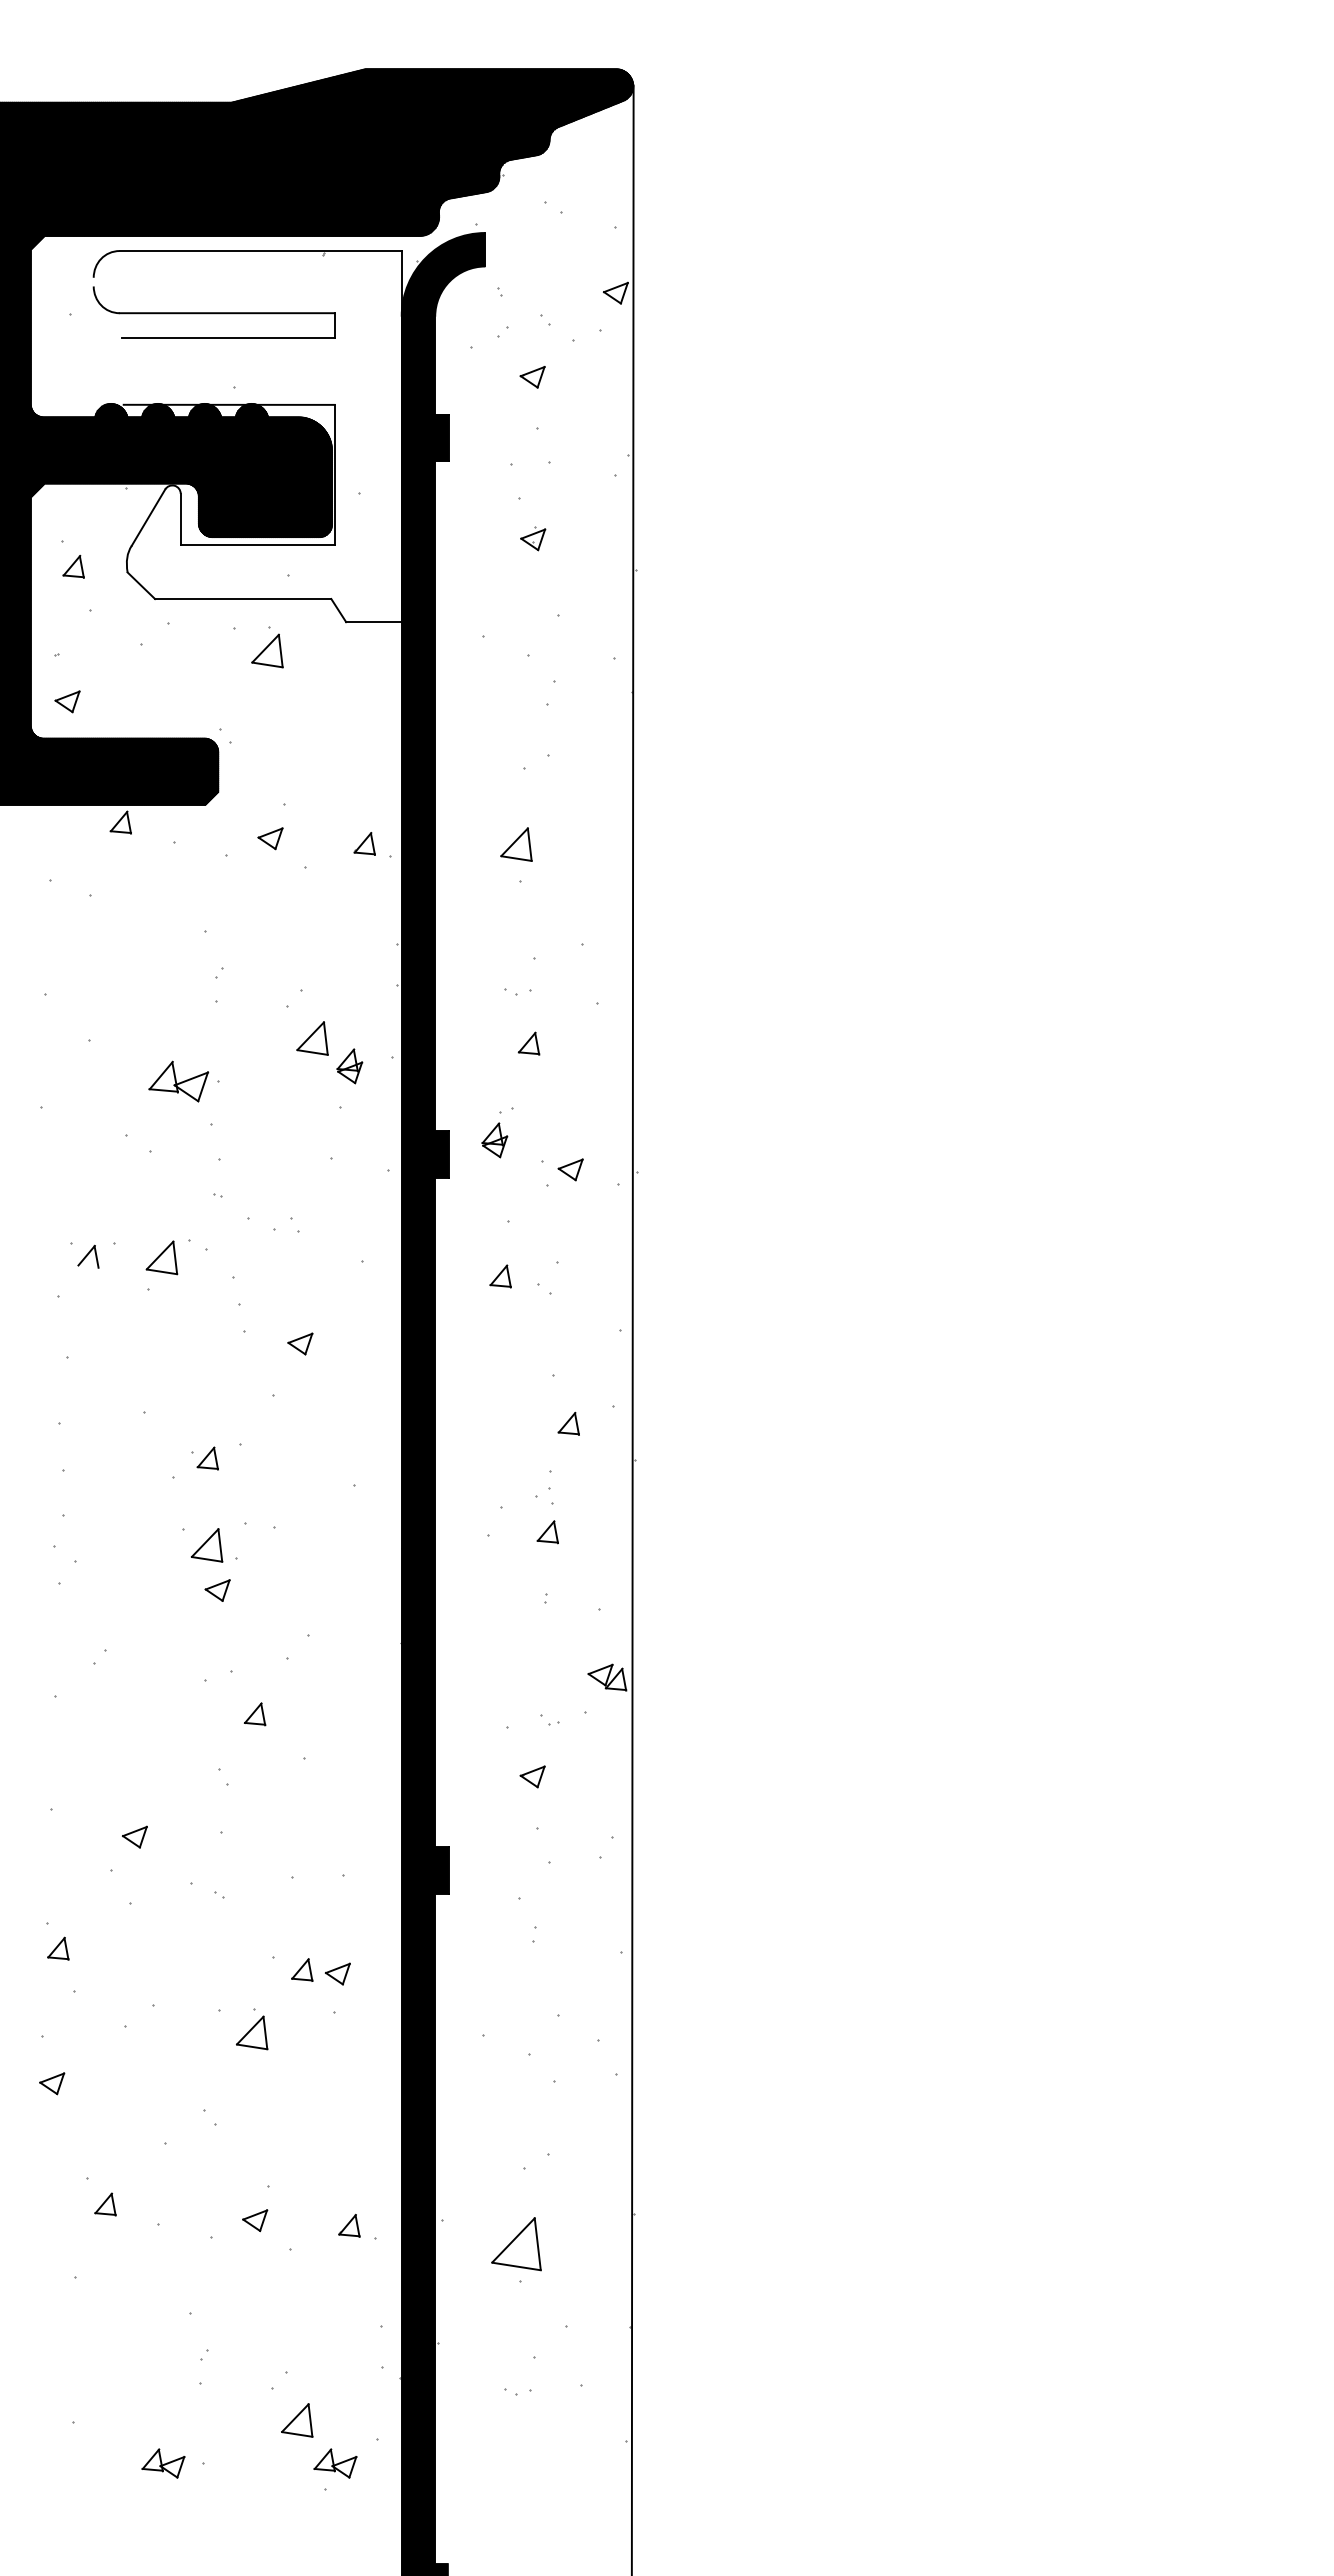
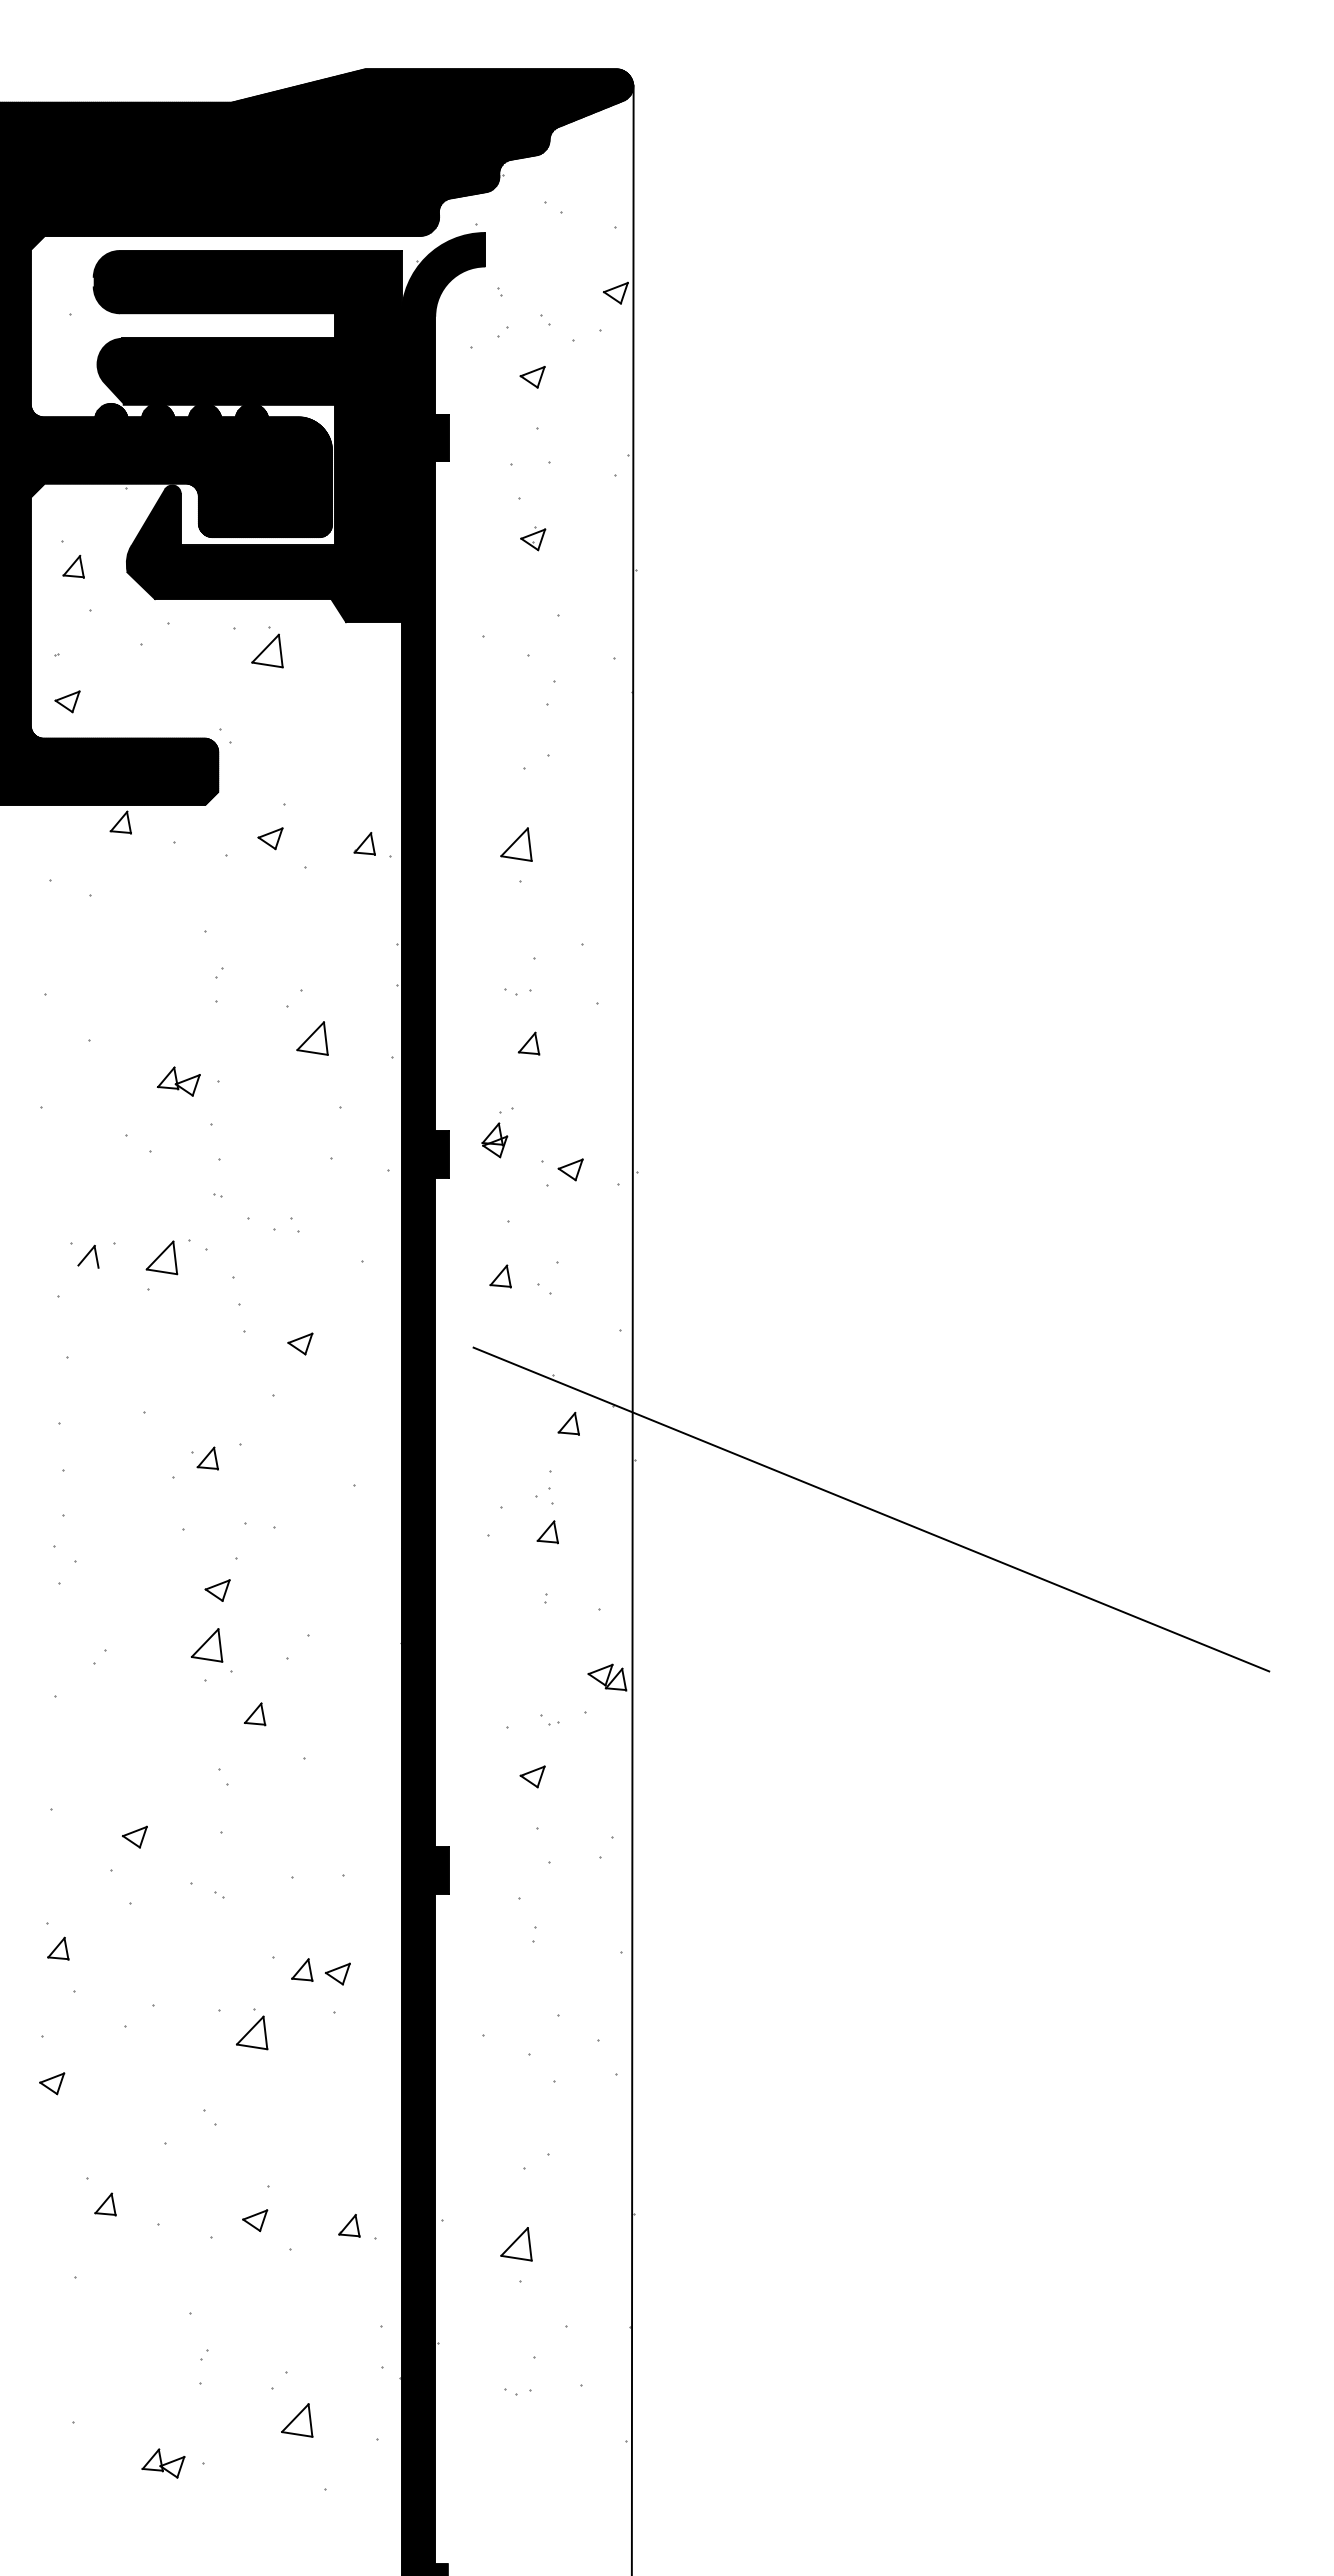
fill: none -> present (247, 436)
part: present -> none (349, 1066)
part size: 62x43 px -> 44x31 px (178, 1081)
line: none -> present (871, 1509)
part position: (206, 1545) -> (206, 1645) (206, 1645)
part size: 51x55 px -> 33x35 px (516, 2244)
part: present -> none (335, 2463)
